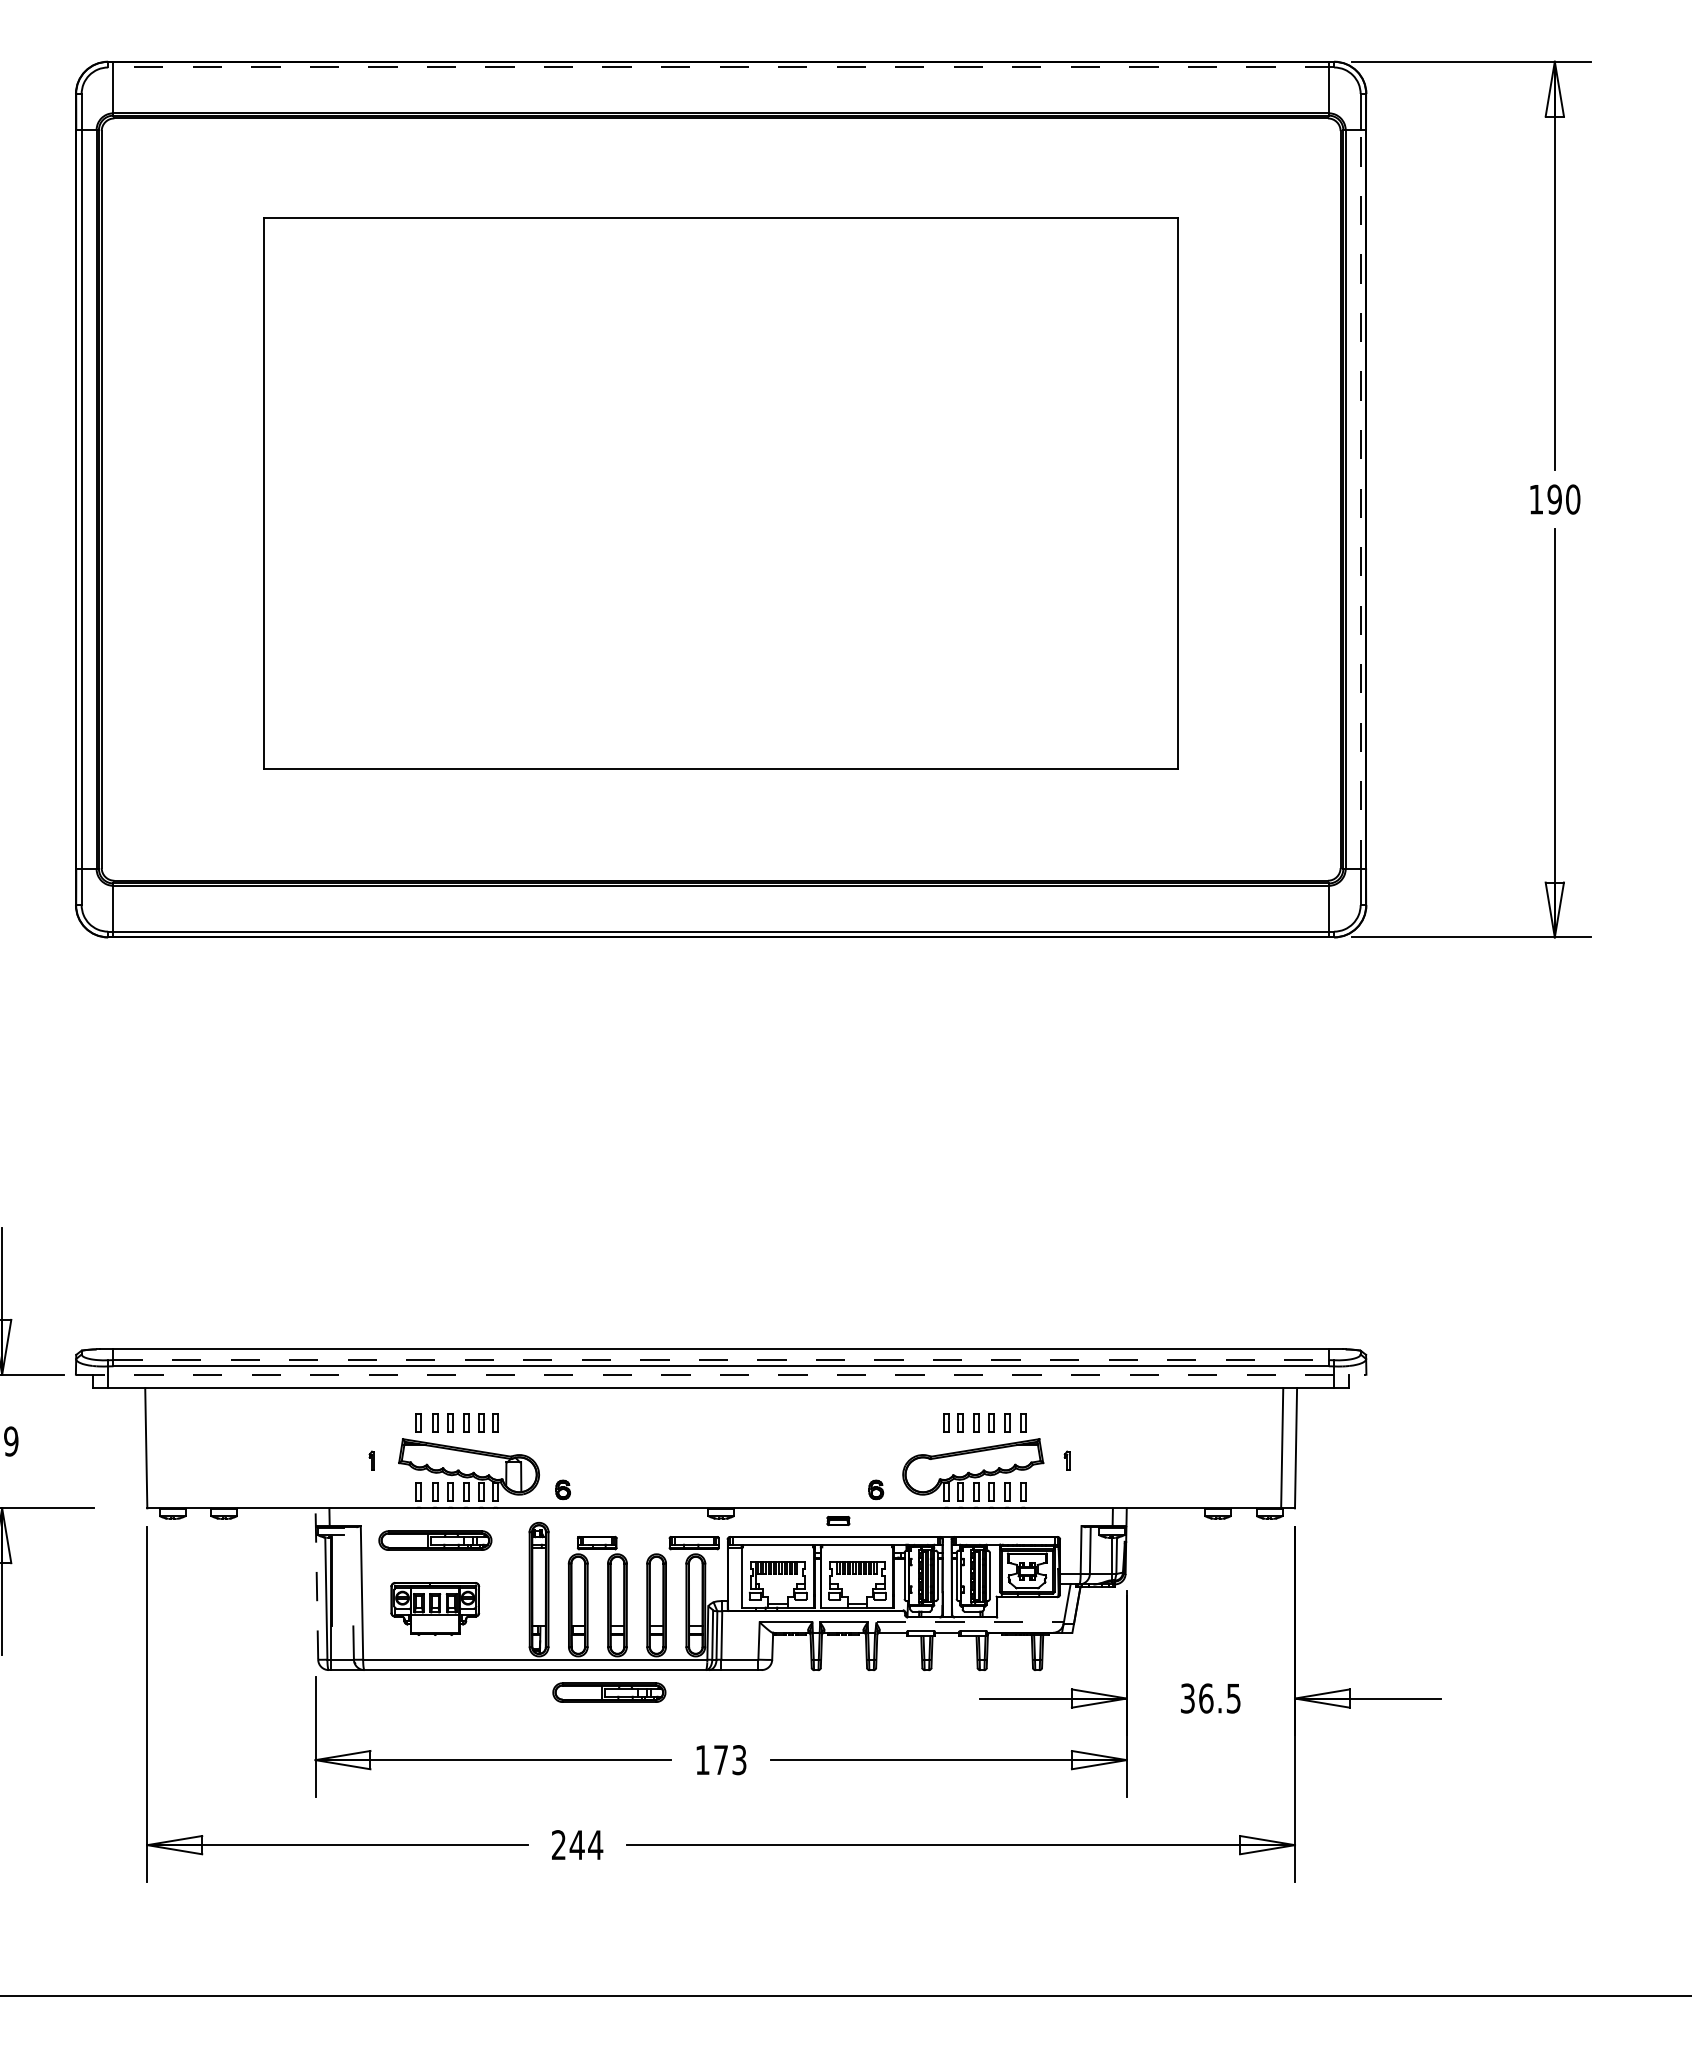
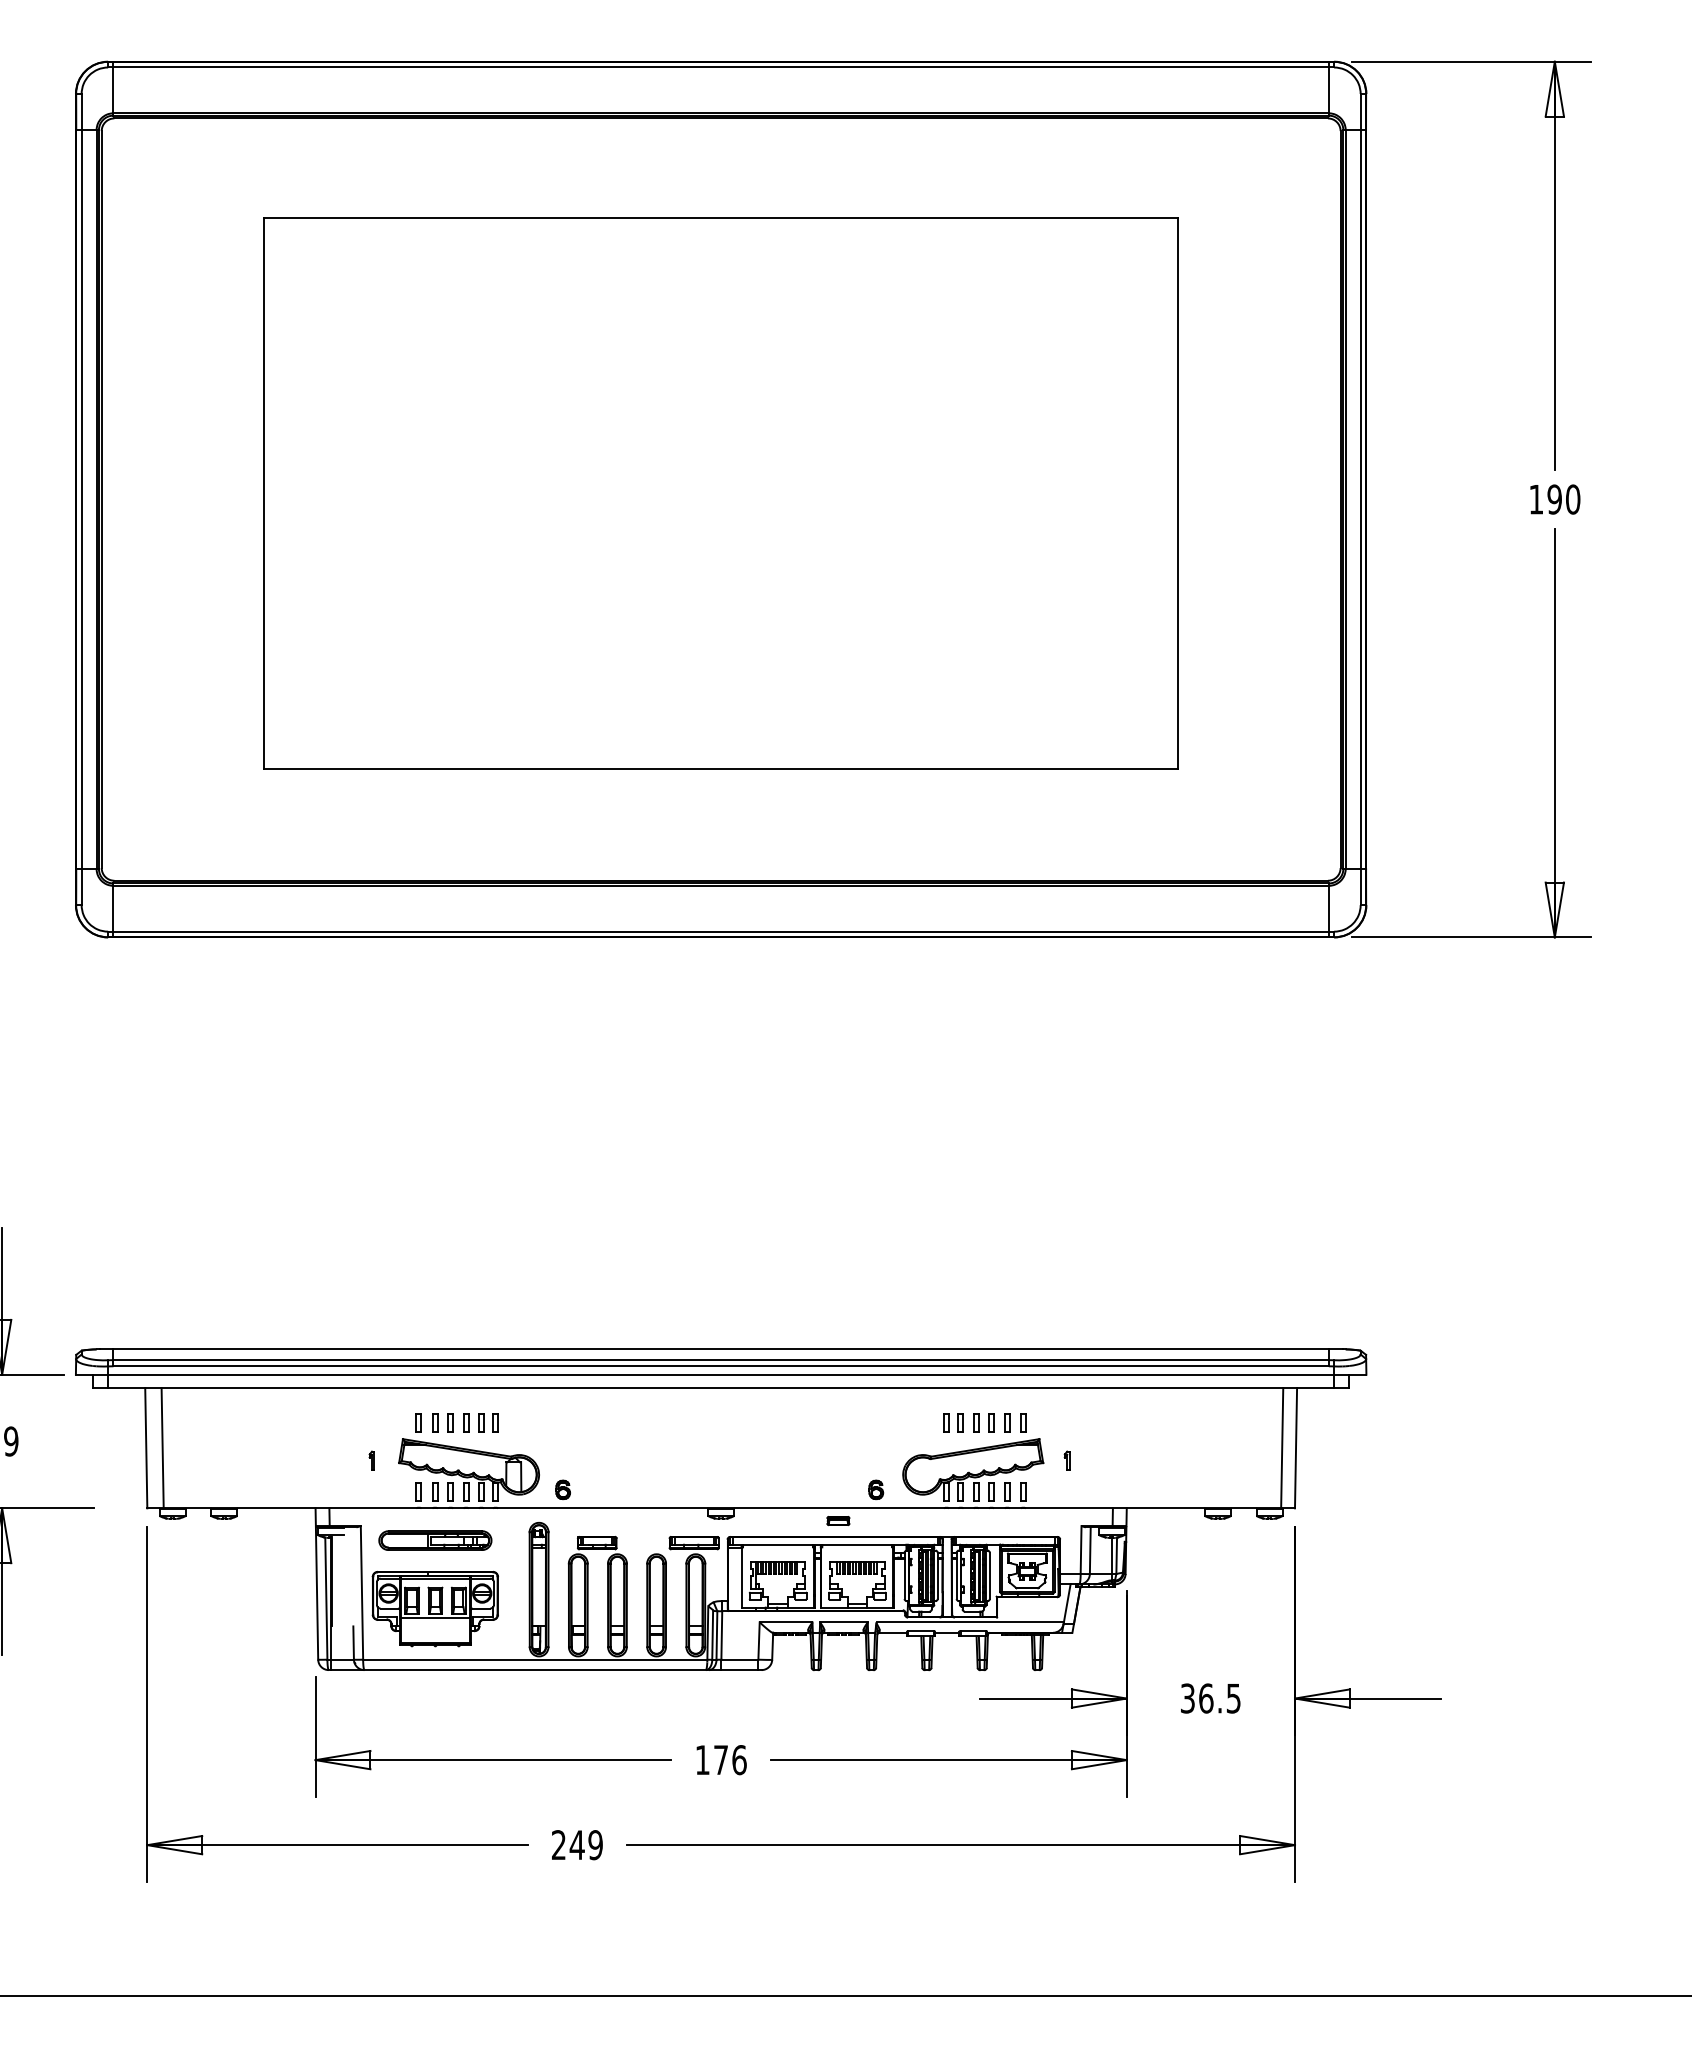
line: dashed -> solid (721, 67)
line: dashed -> solid (1360, 499)
line: dashed -> solid (721, 1360)
line: dashed -> solid (721, 1374)
line: none -> present (162, 1447)
line: dashed -> solid (316, 1584)
part size: 91x54 px -> 128x78 px (434, 1608)
line: dashed -> solid (970, 1622)
part: present -> none (609, 1692)
text: 173 -> 176 (739, 1760)
text: 244 -> 249 (595, 1845)
